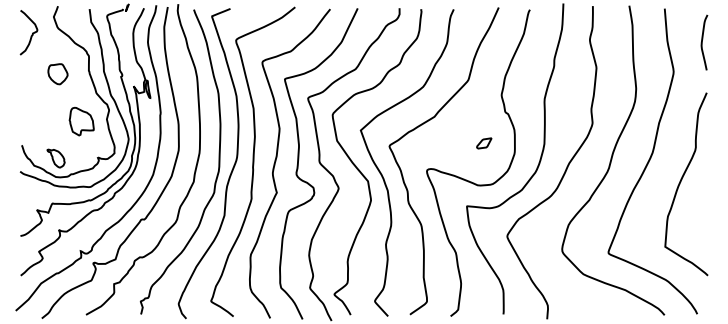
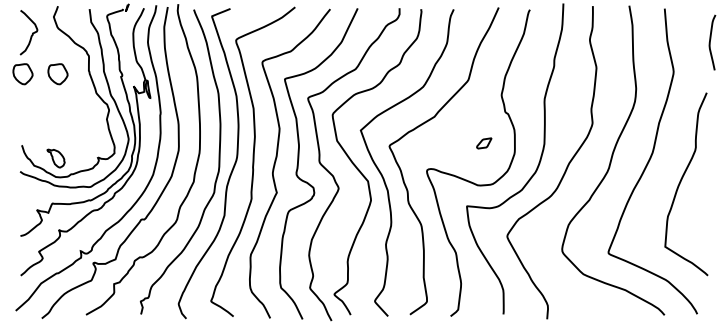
curve position: (702, 42) -> (710, 42) (710, 42)
part: none -> present (22, 74)
part: present -> none (81, 121)
